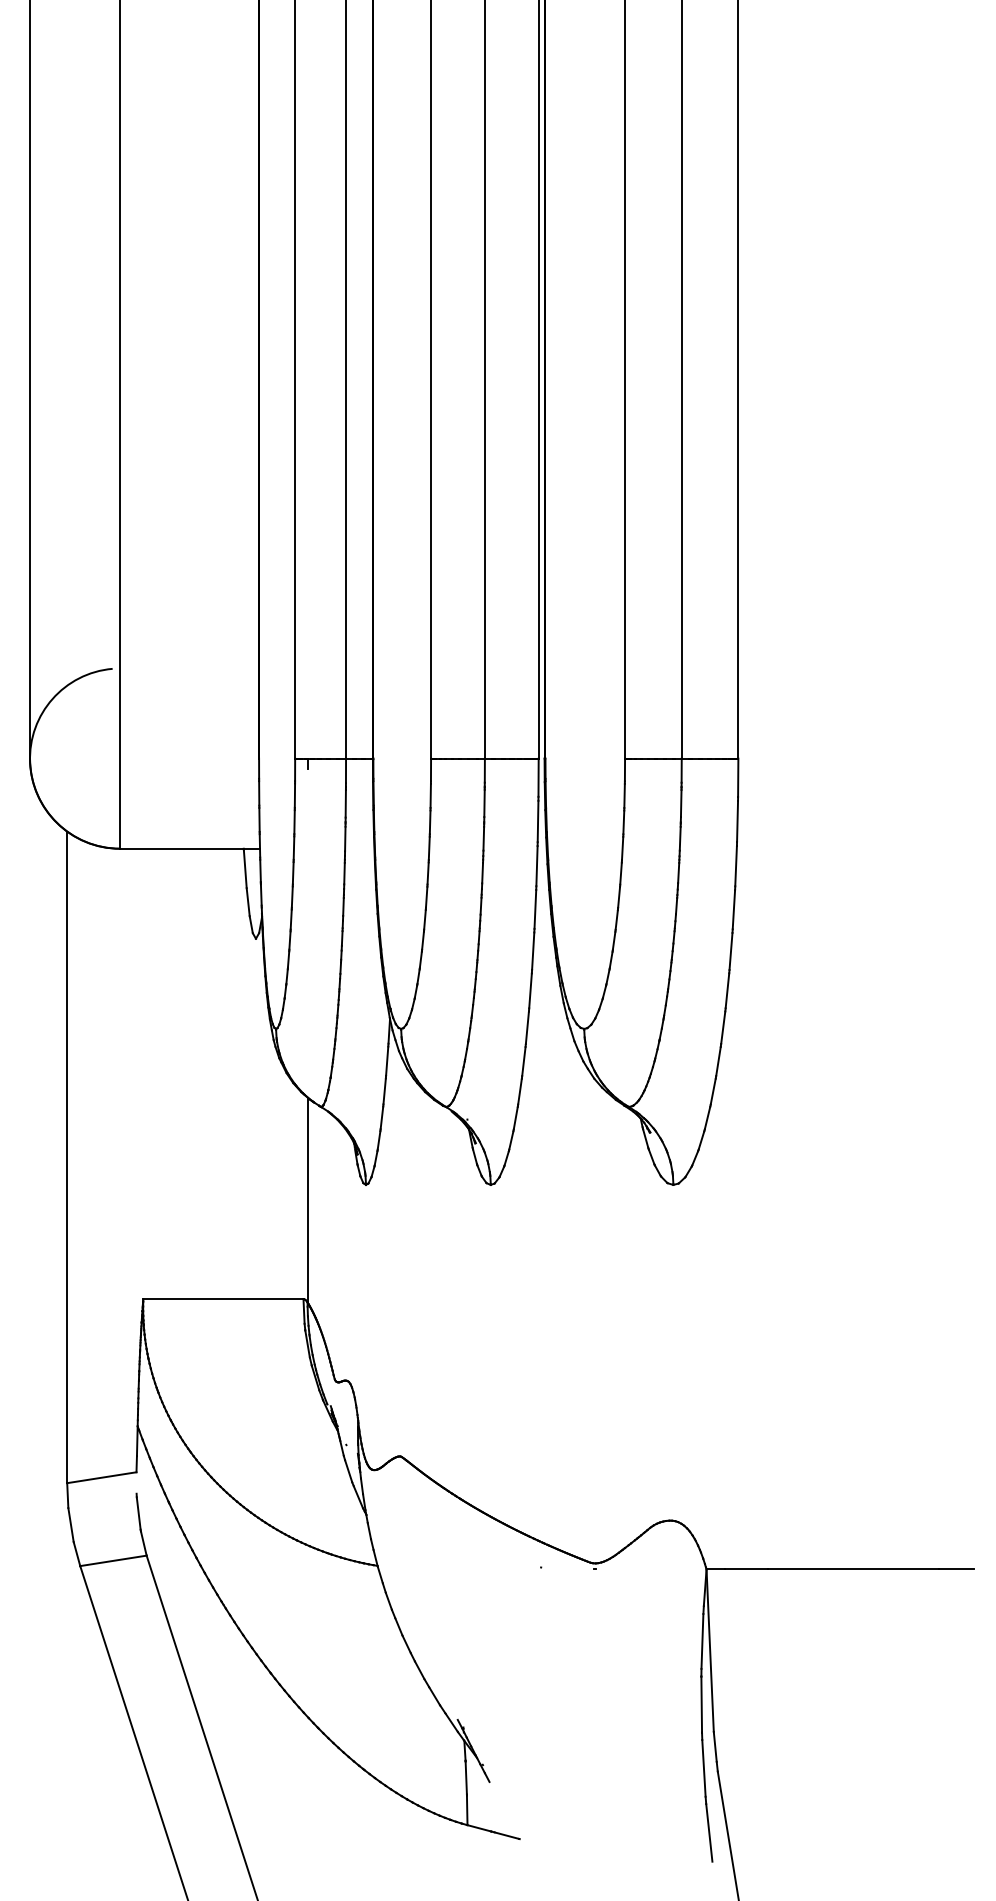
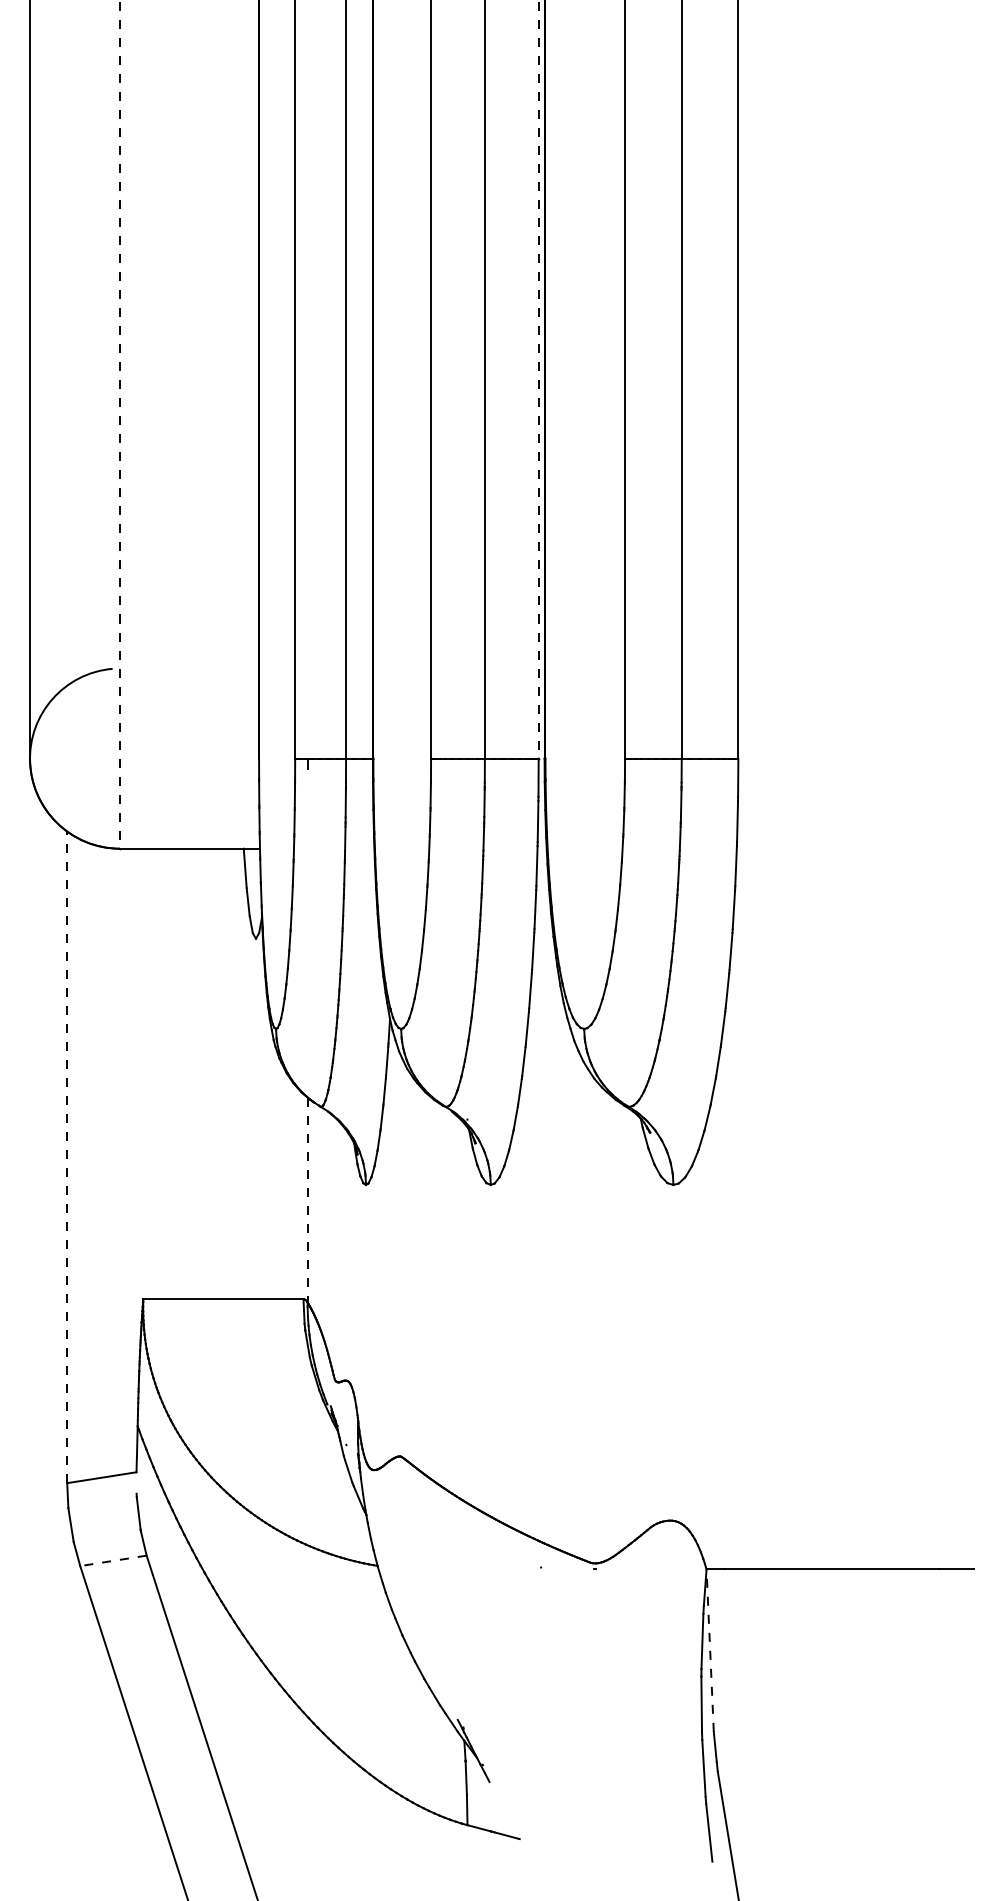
line: solid -> dashed (538, 379)
line: solid -> dashed (120, 424)
line: solid -> dashed (67, 1157)
line: solid -> dashed (307, 1200)
line: solid -> dashed (113, 1560)
line: solid -> dashed (710, 1650)
